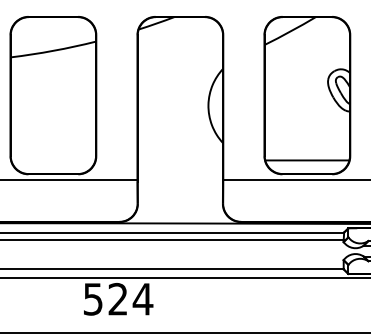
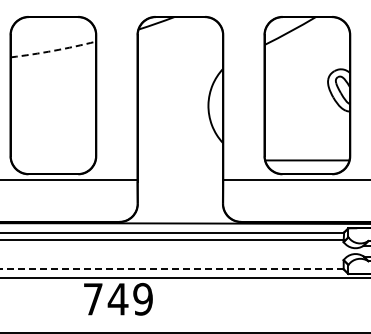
arc: solid -> dashed (53, 50)
line: solid -> dashed (171, 269)
text: 524 -> 749 (118, 298)
